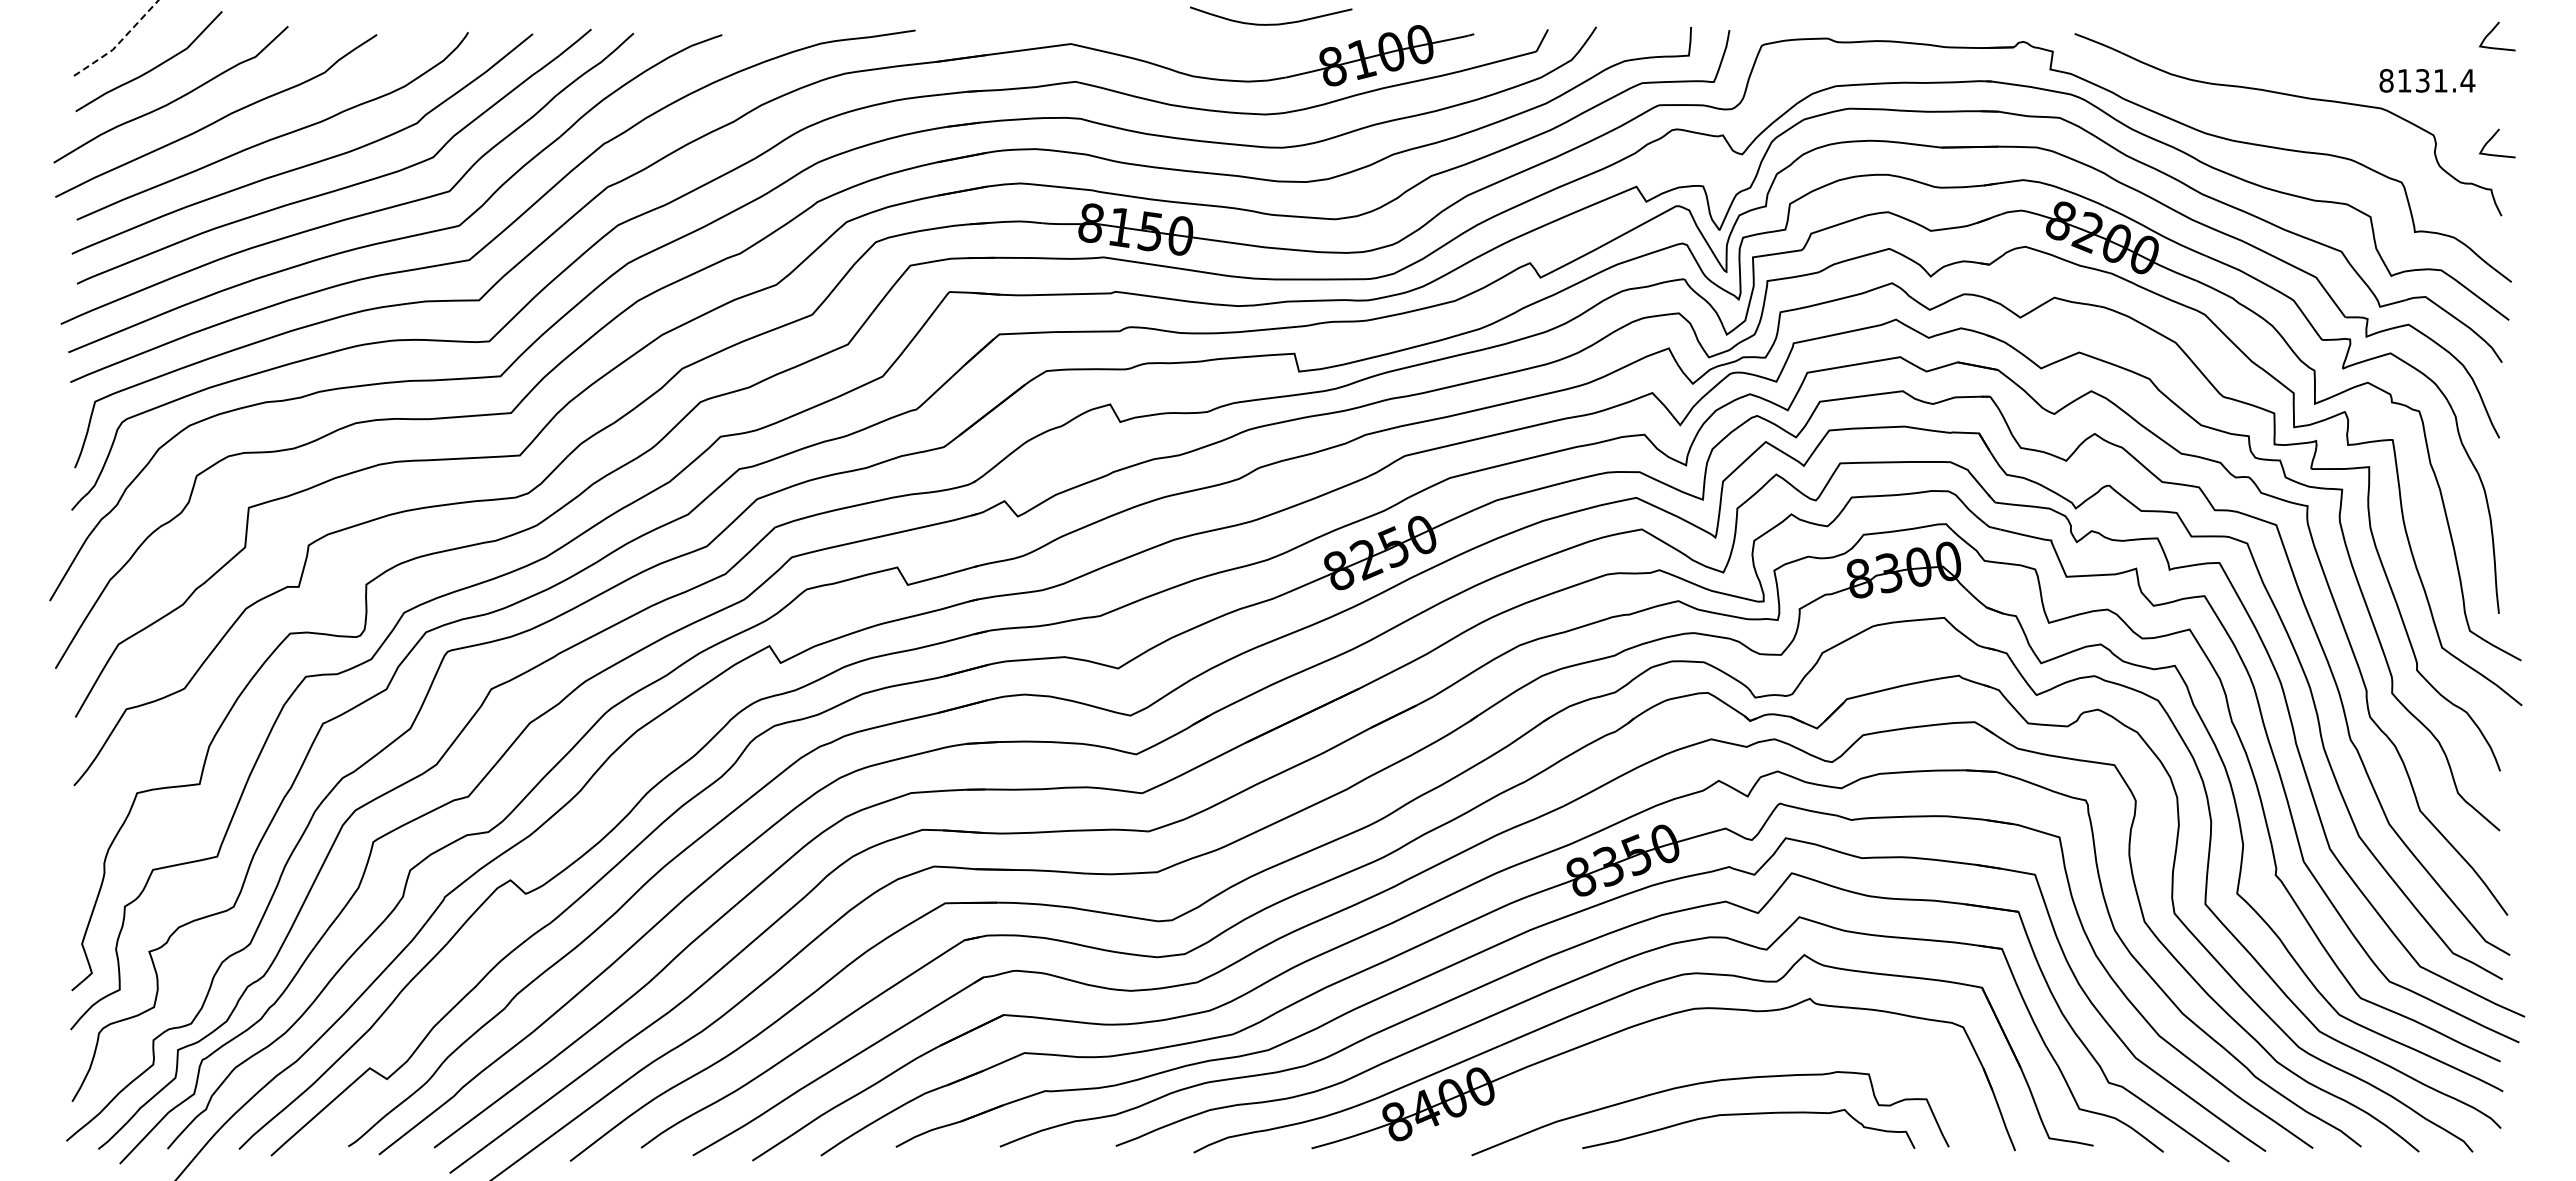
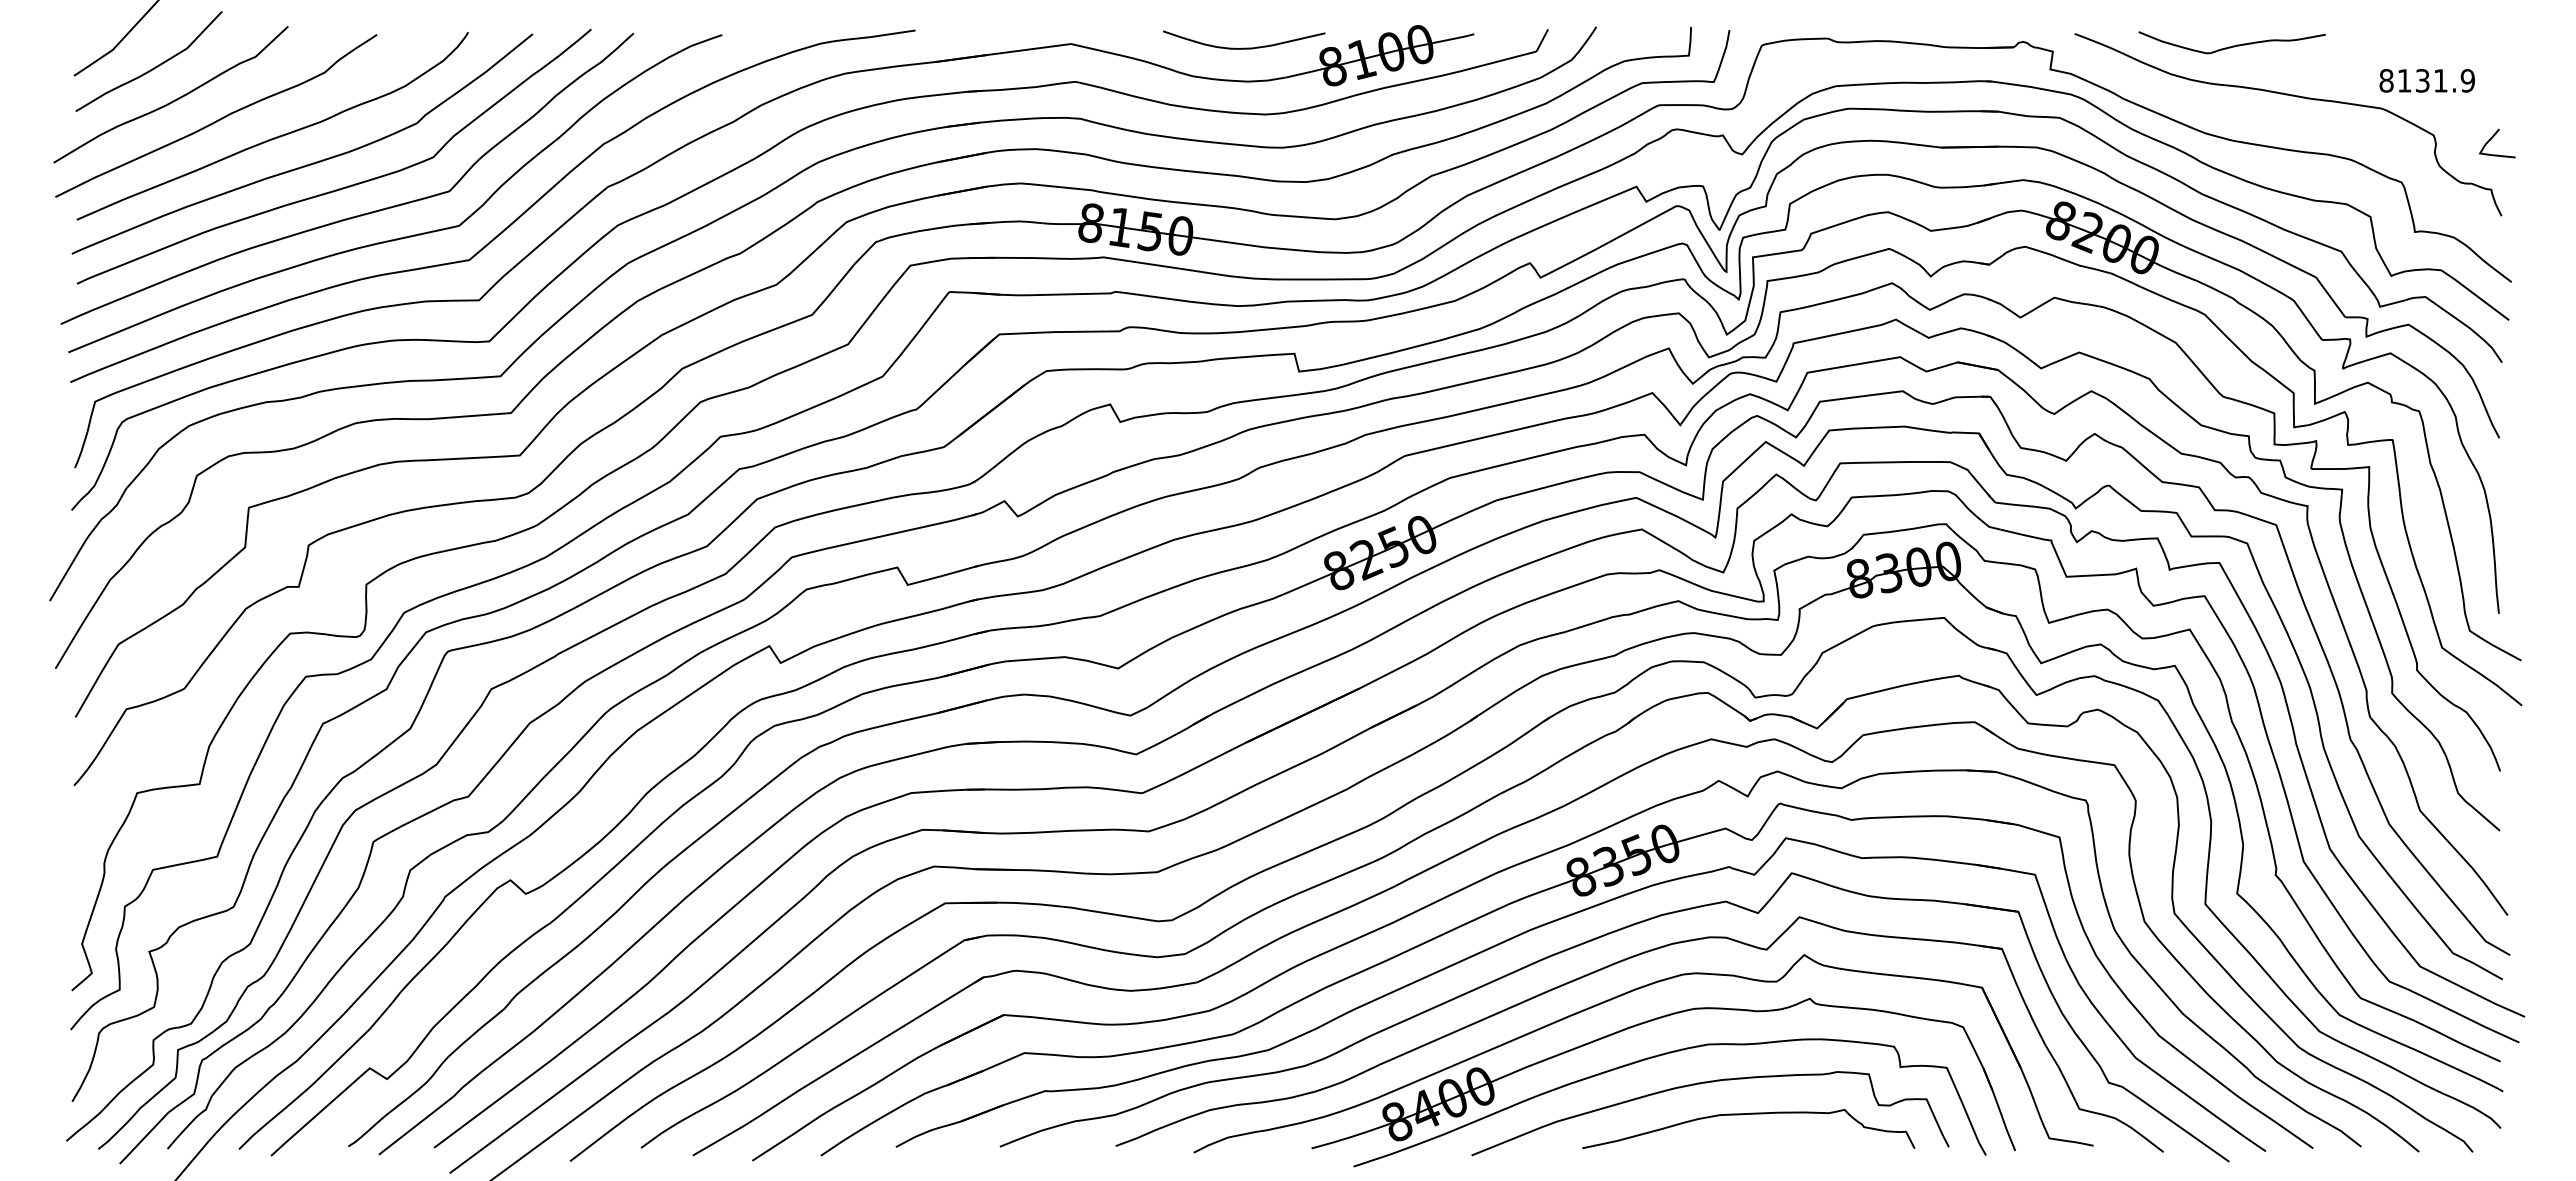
curve position: (1271, 23) -> (1244, 47) (1244, 47)
curve: present -> none (2492, 31)
line: dashed -> solid (118, 43)
curve: none -> present (2232, 45)
text: 8131.4 -> 8131.9 (2467, 80)
part: none -> present (1656, 1057)
